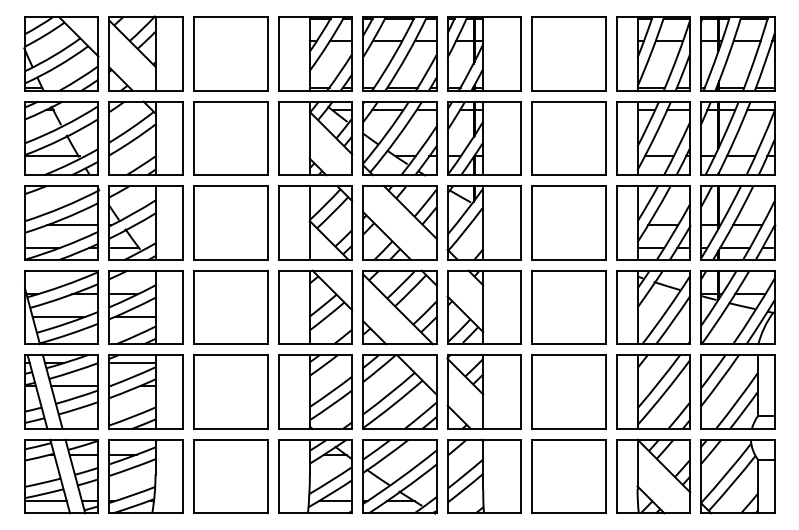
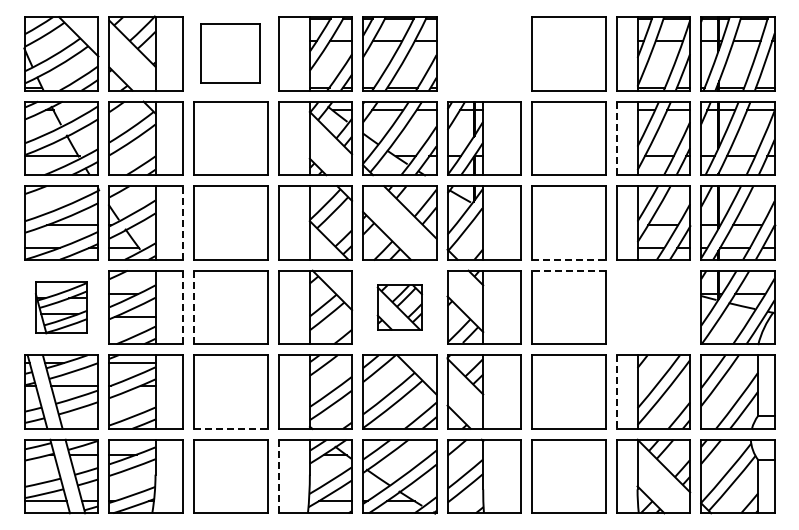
part size: 76x76 px -> 61x61 px (230, 53)
part: present -> none (484, 53)
line: solid -> dashed (616, 138)
line: solid -> dashed (182, 222)
line: solid -> dashed (568, 259)
line: solid -> dashed (568, 270)
part size: 75x76 px -> 53x54 px (61, 307)
line: solid -> dashed (182, 307)
line: solid -> dashed (194, 307)
part size: 76x77 px -> 47x47 px (399, 307)
part: present -> none (653, 307)
line: solid -> dashed (616, 392)
line: solid -> dashed (230, 428)
line: solid -> dashed (278, 476)
